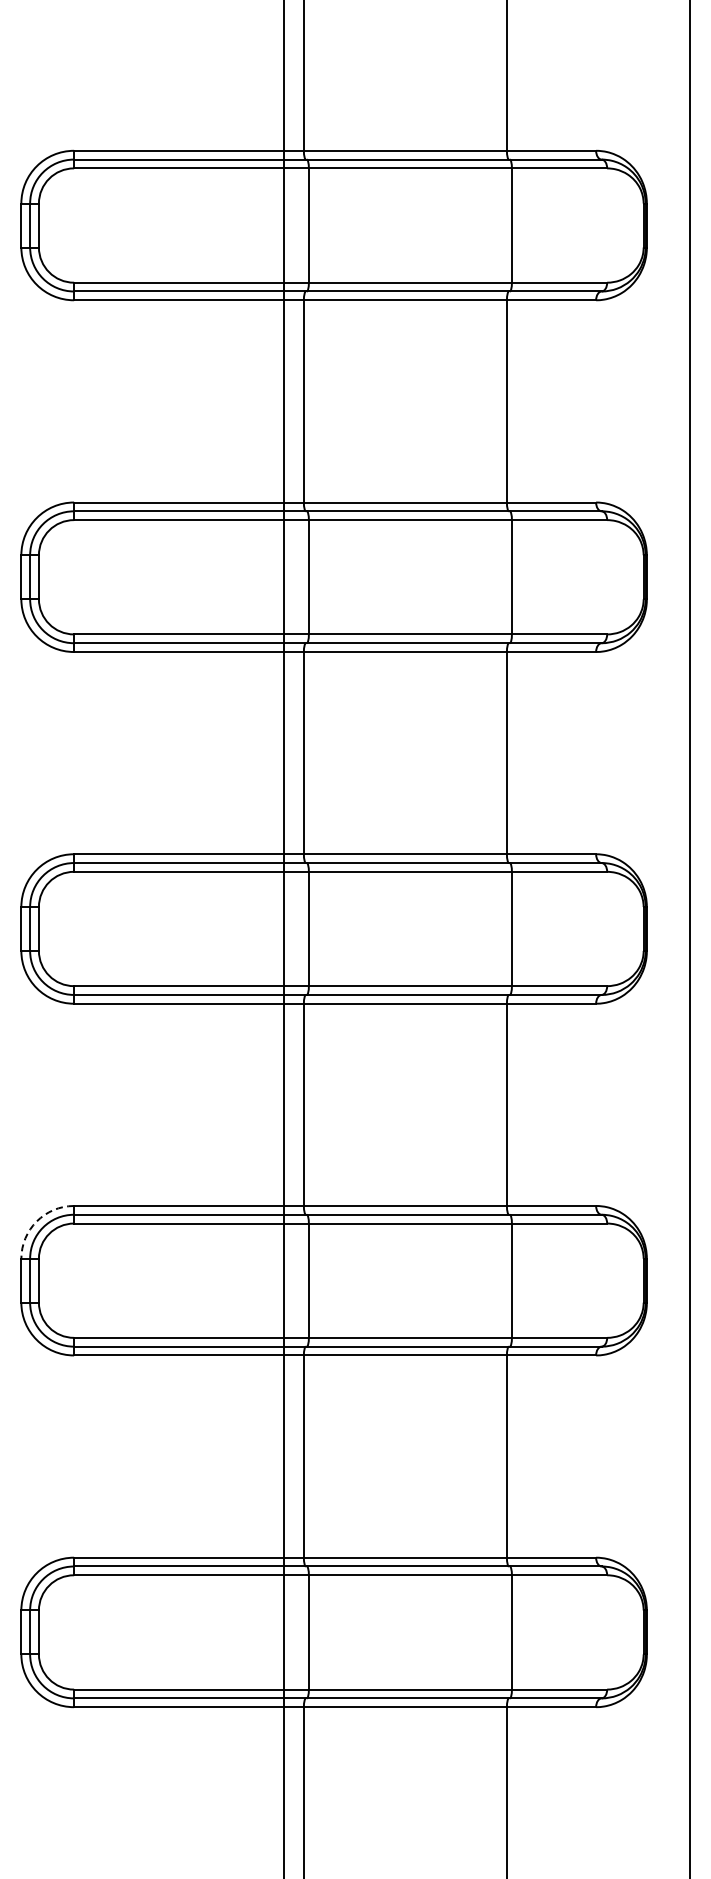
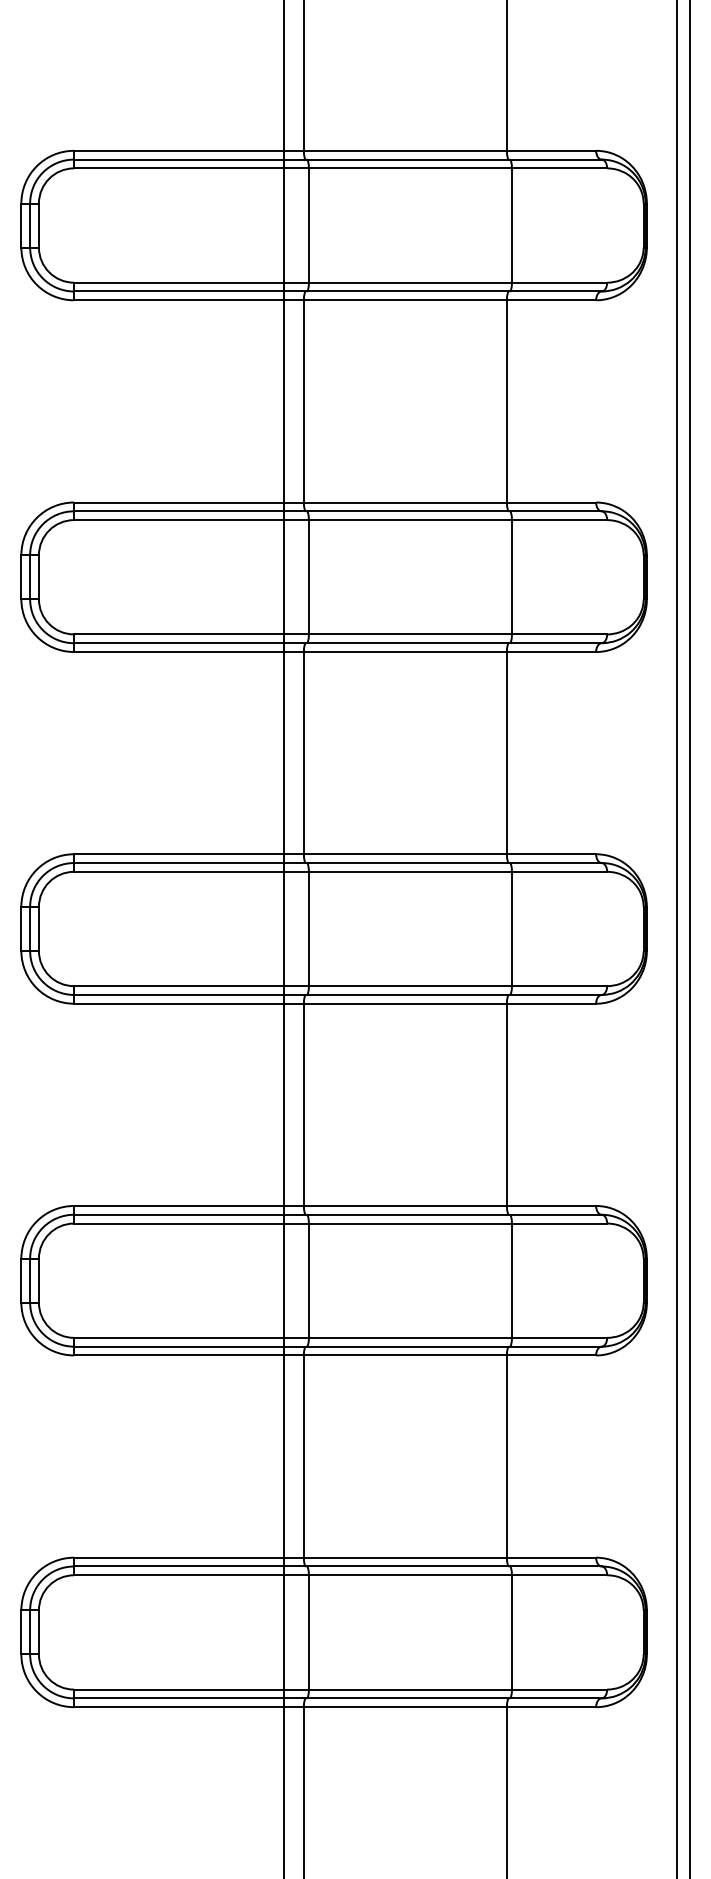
line: none -> present (676, 938)
arc: dashed -> solid (36, 1221)
